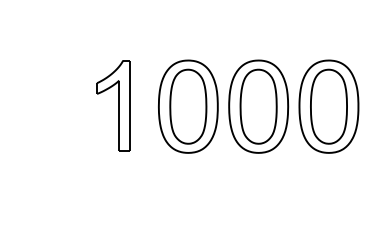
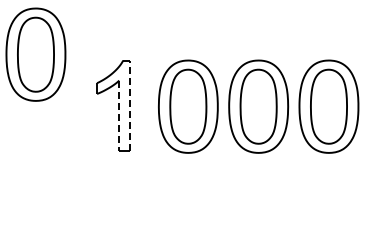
part: none -> present (35, 54)
line: solid -> dashed (130, 105)
line: solid -> dashed (119, 116)
